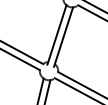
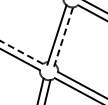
line: solid -> dashed (63, 36)
line: solid -> dashed (21, 52)
